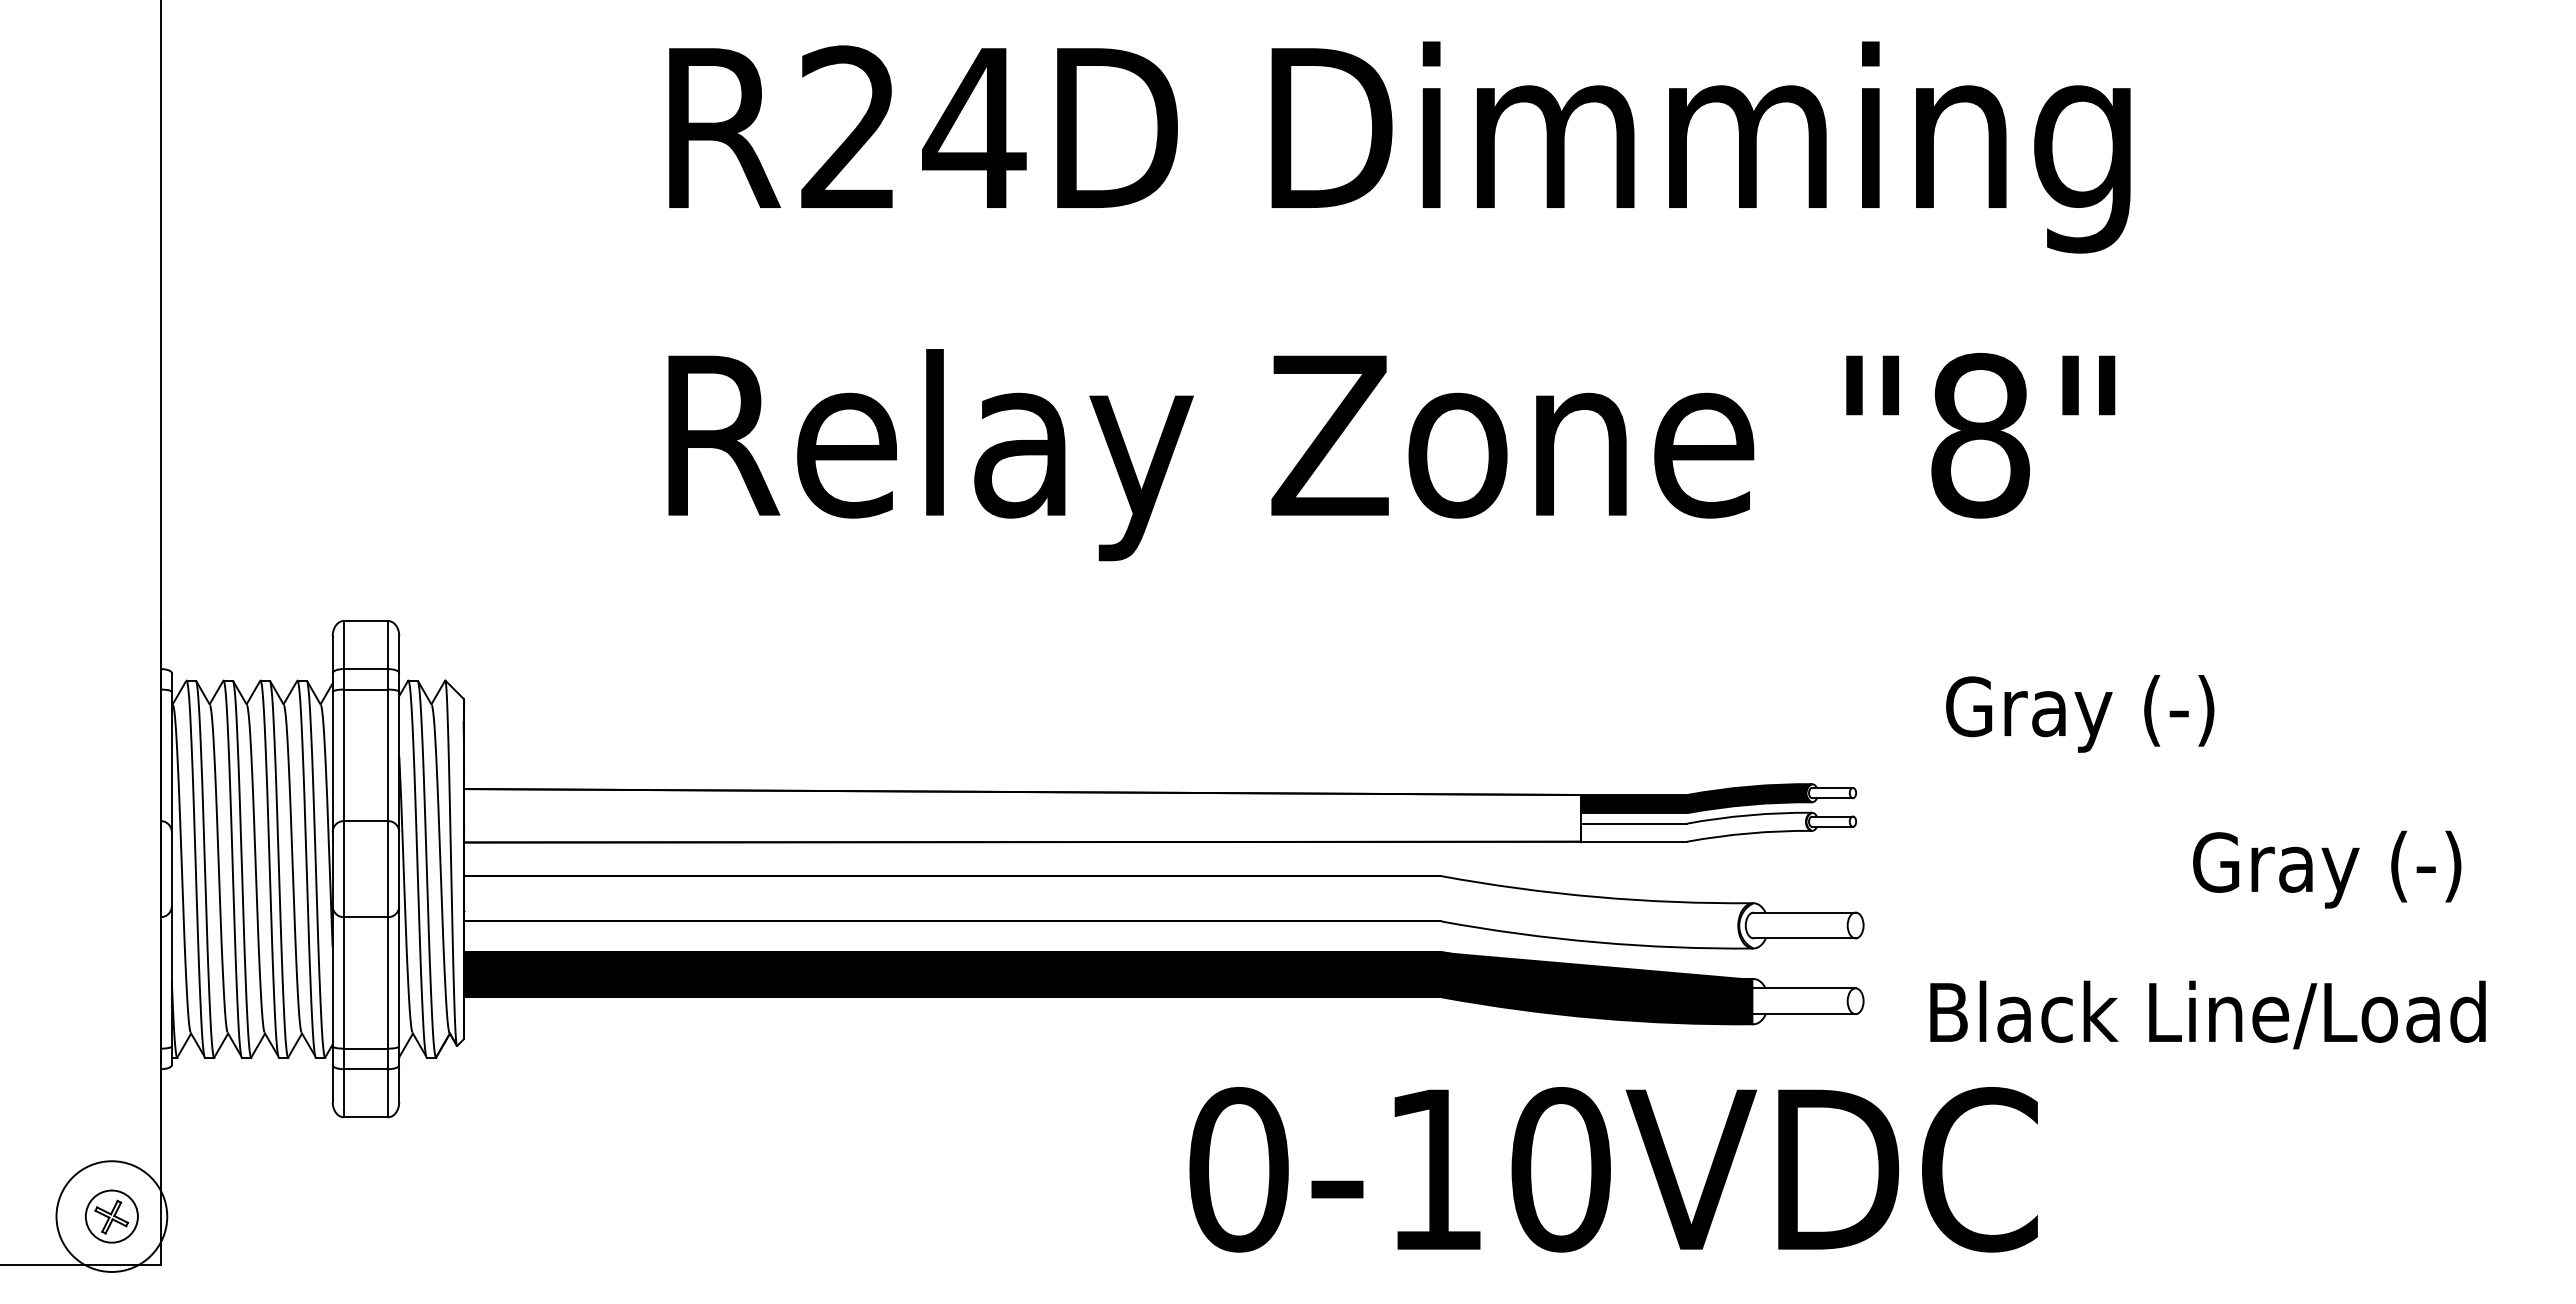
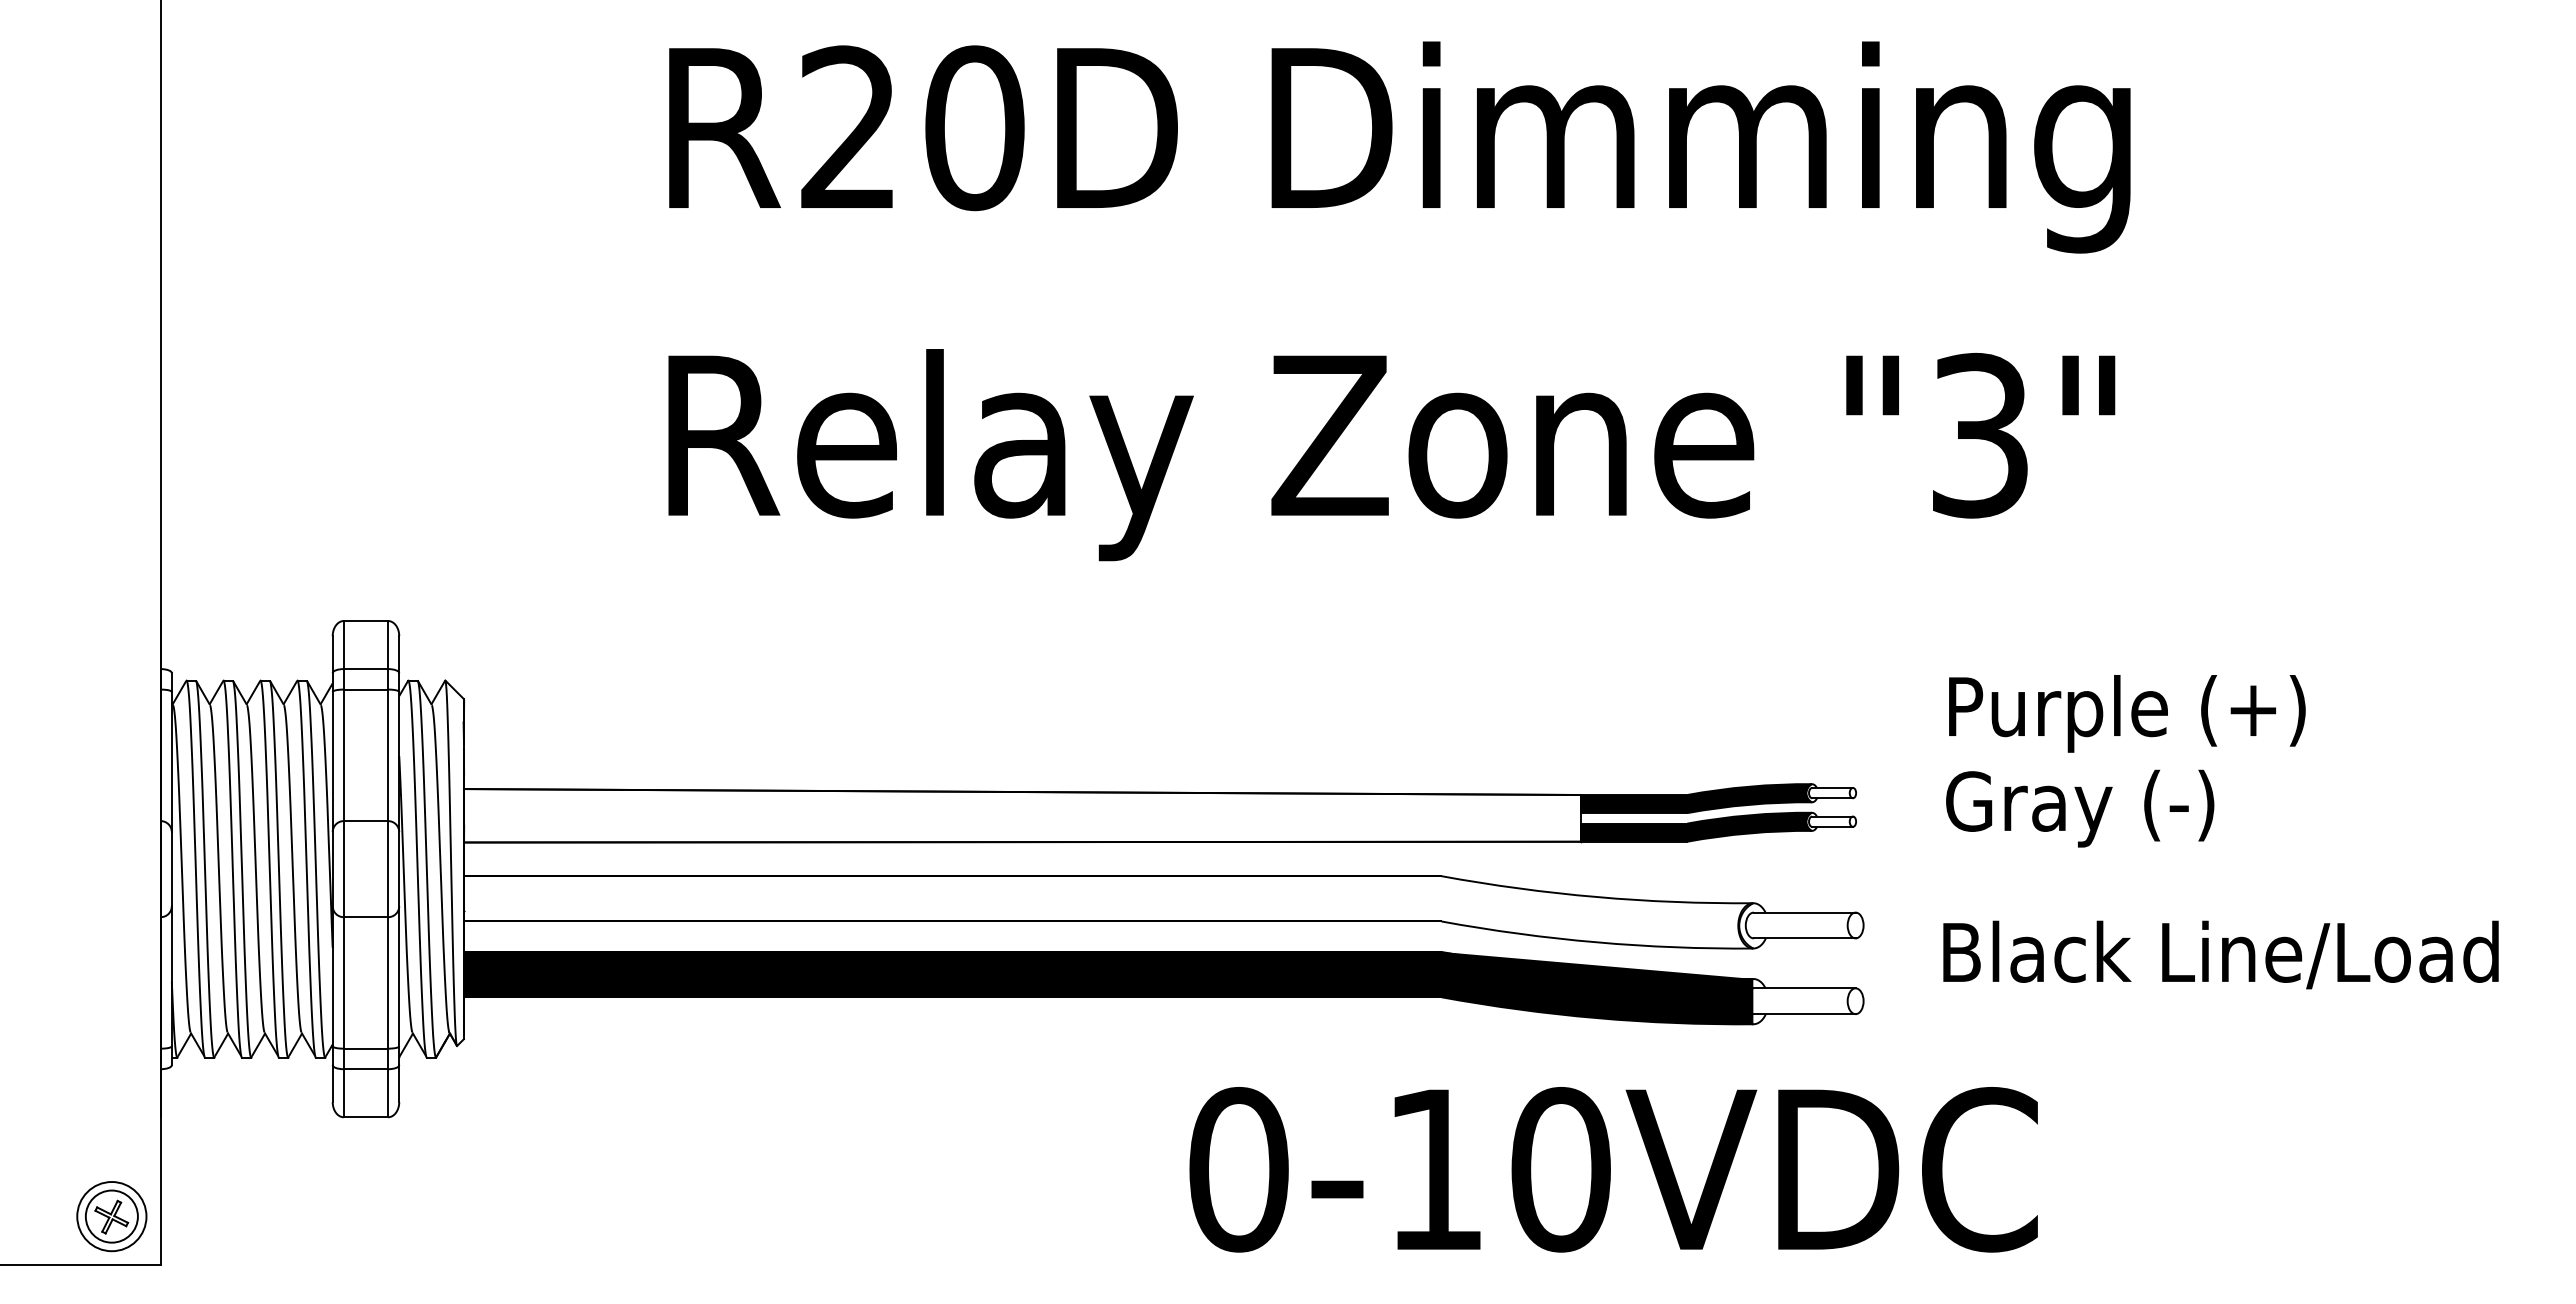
text: R24D -> R20D (974, 128)
text: "8" -> "3" (1980, 435)
text: Gray (-) -> Purple (+) (2125, 713)
fill: none -> present (1696, 826)
text position: (2327, 869) -> (2080, 808) (2080, 808)
text position: (2207, 1014) -> (2220, 954) (2220, 954)
circle diameter: 111 px -> 69 px (111, 1216)
